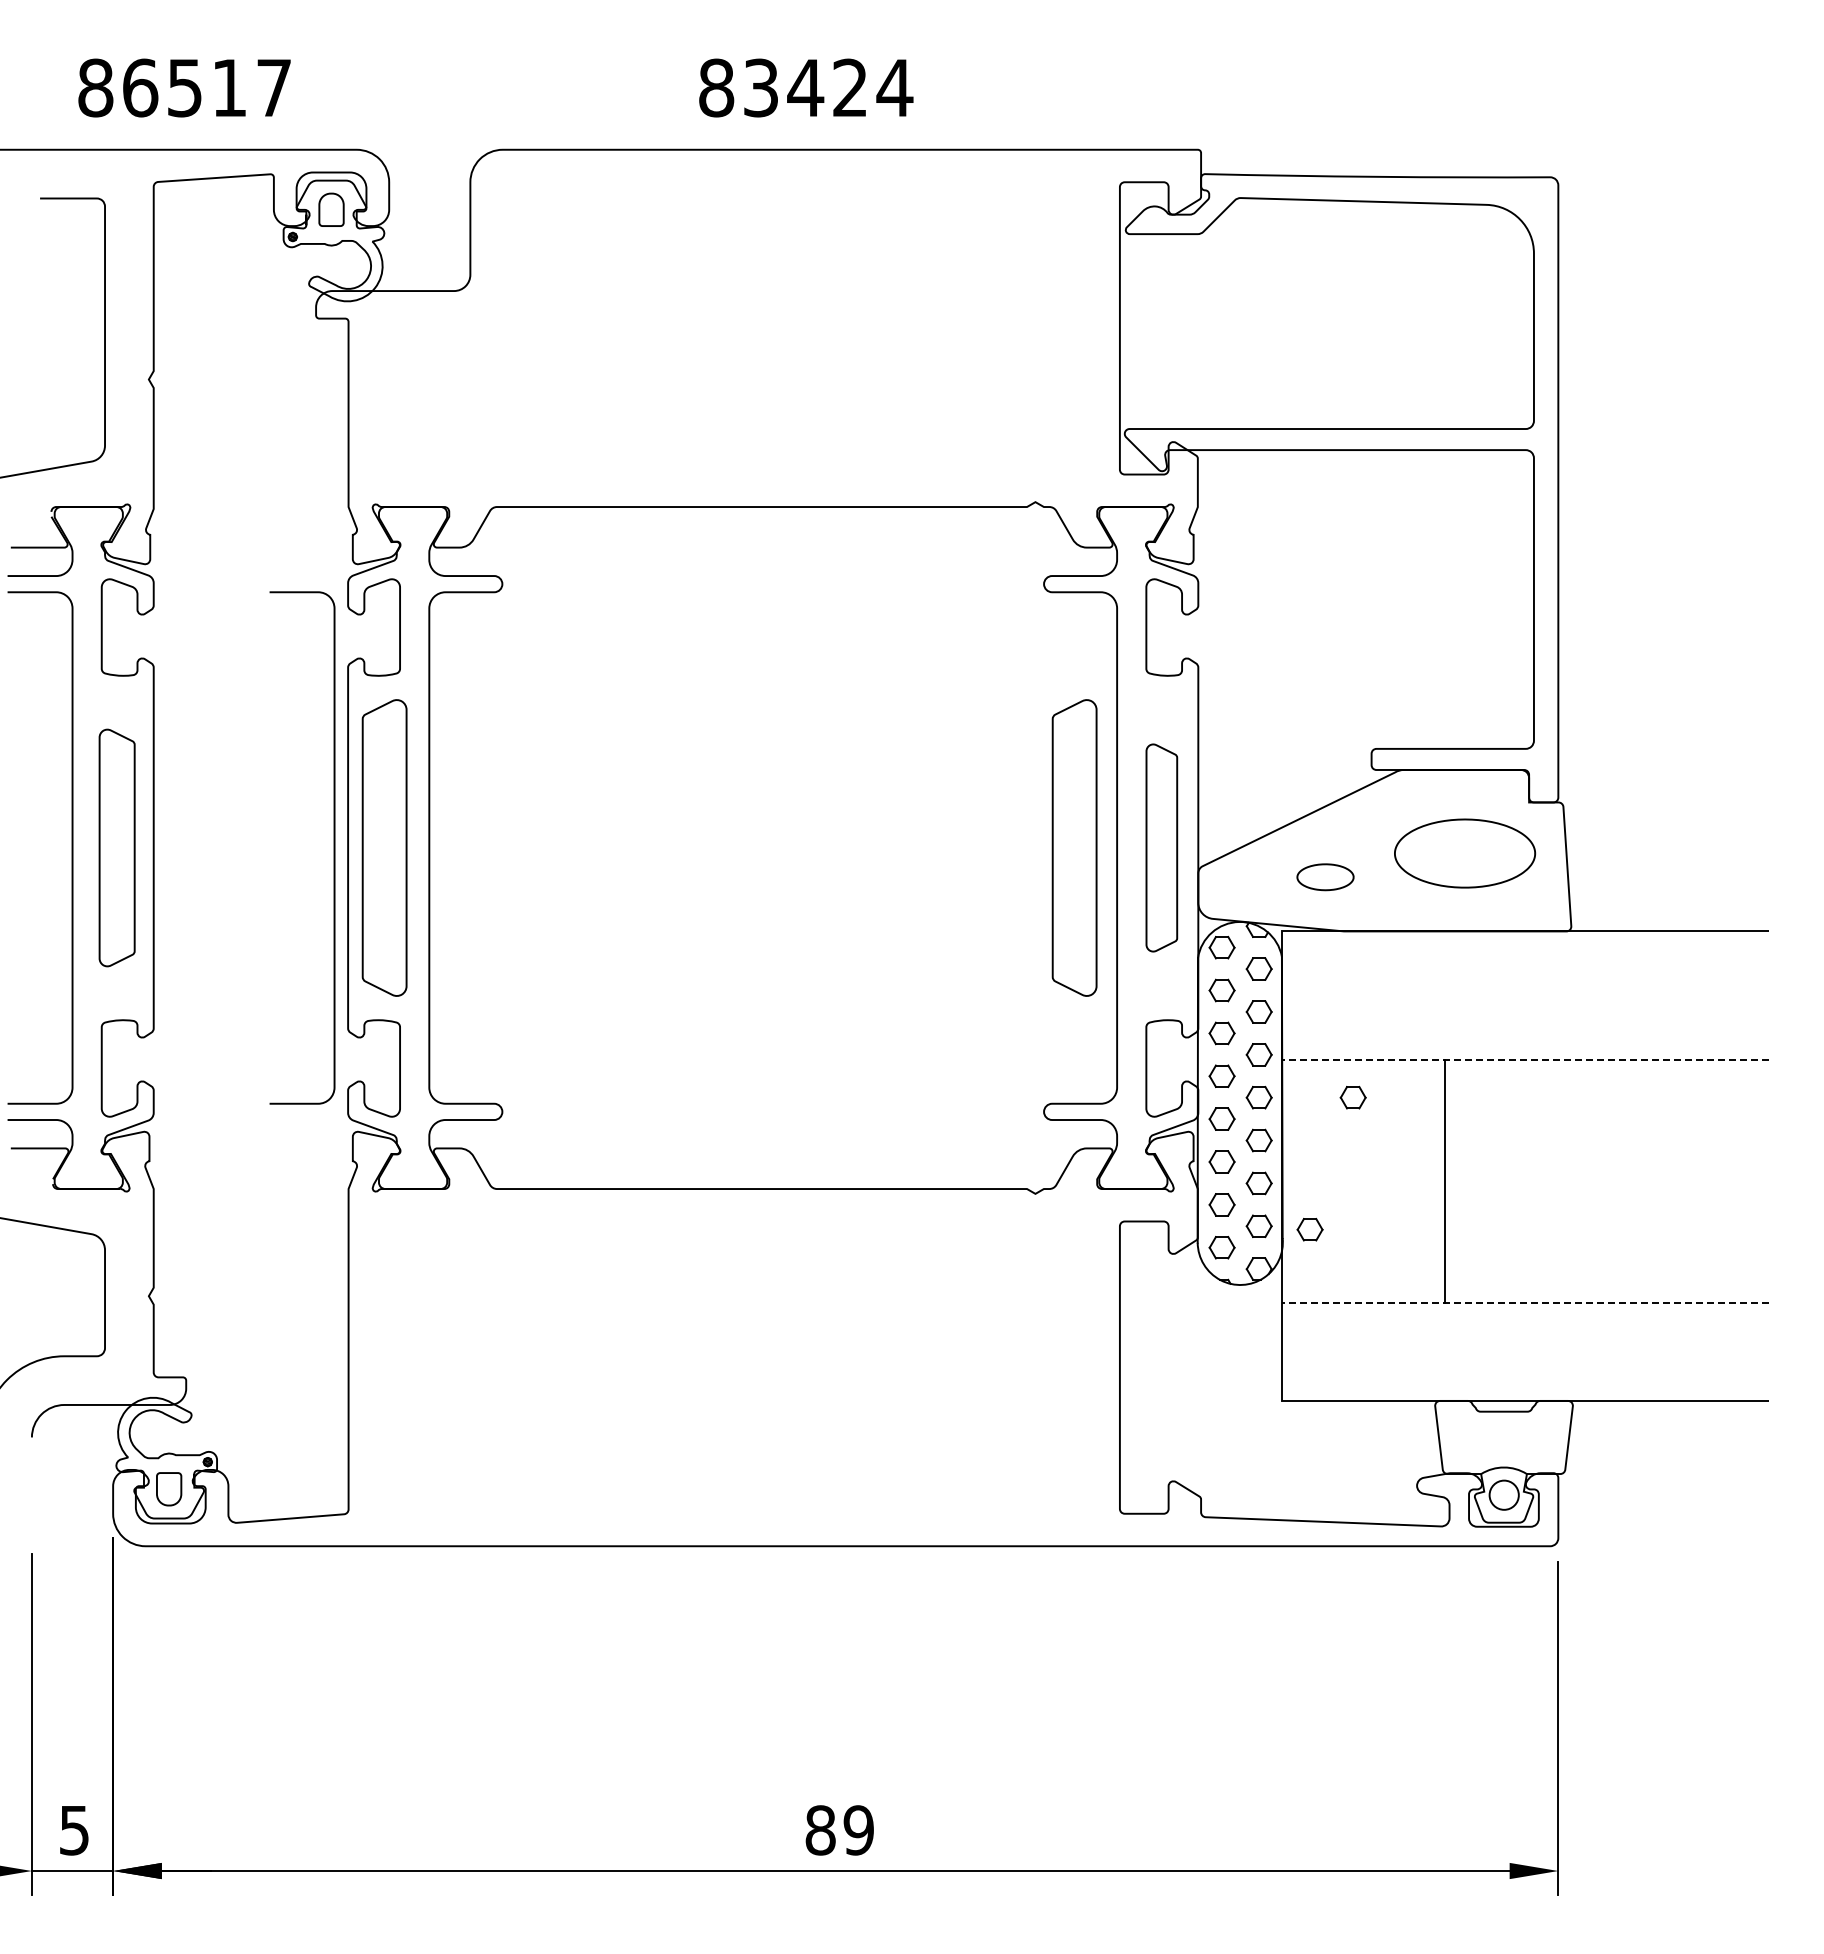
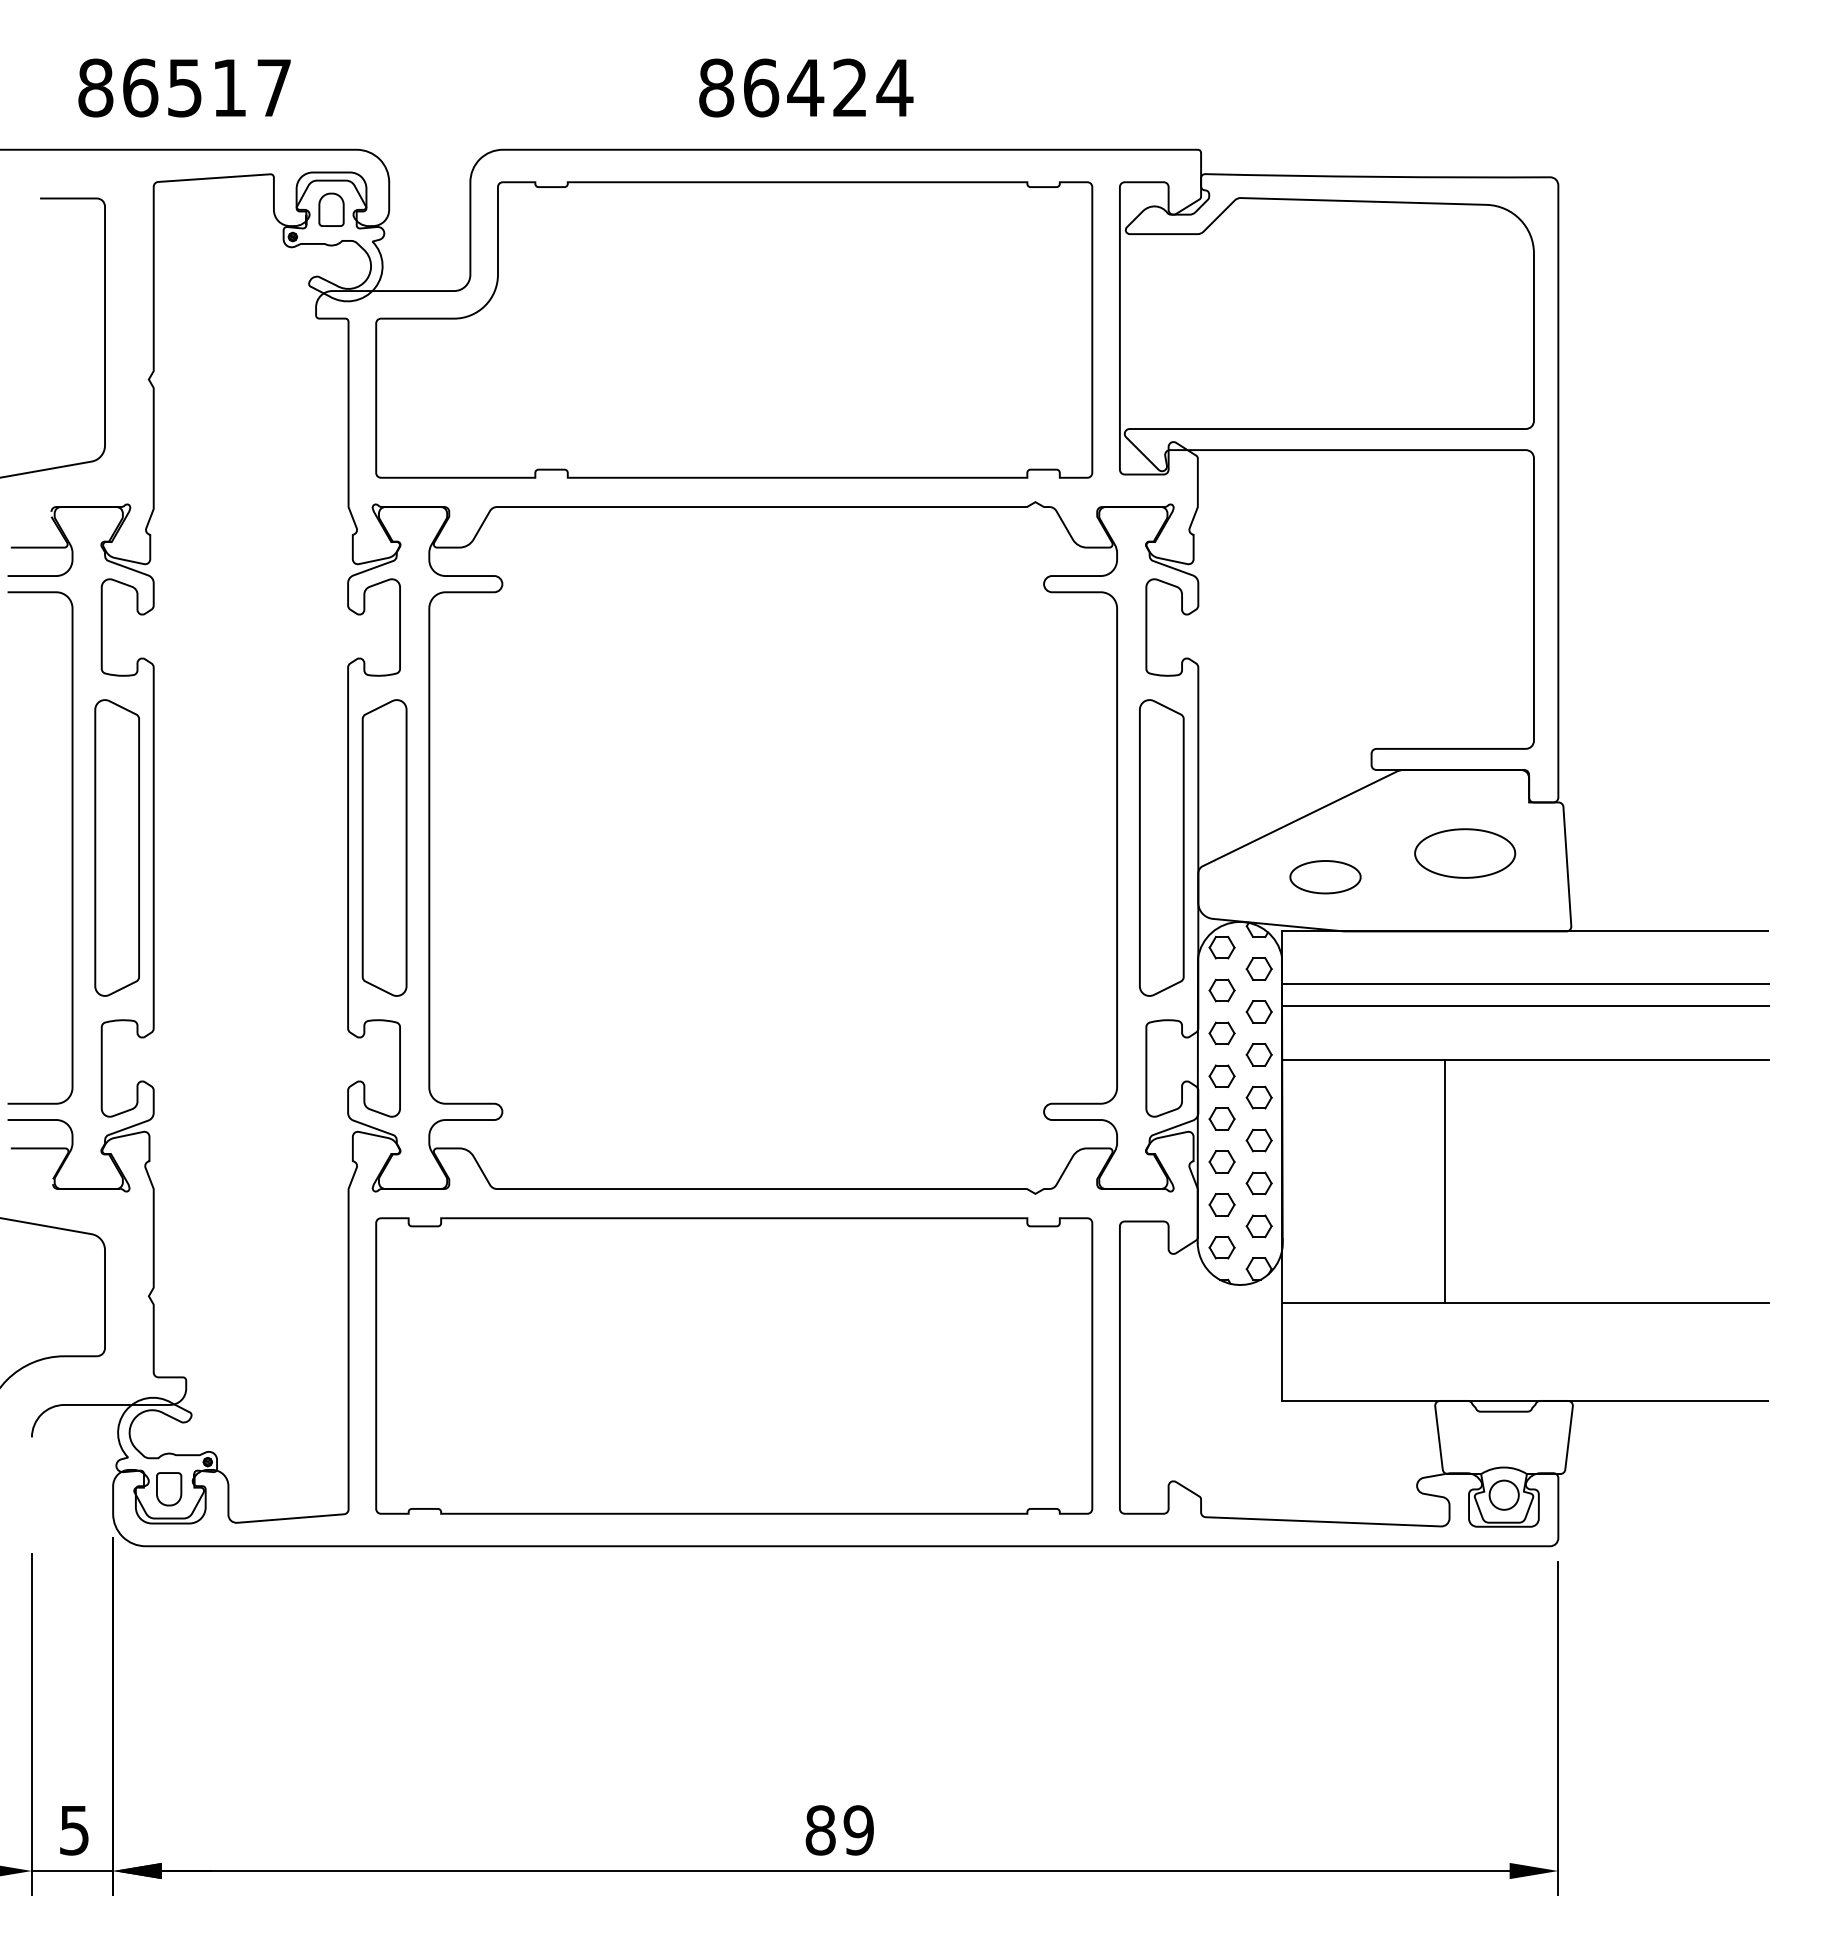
text: 83424 -> 86424 (761, 87)
part: none -> present (734, 329)
part size: 38x240 px -> 46x298 px (116, 847)
curve: present -> none (333, 847)
part: present -> none (1074, 847)
part size: 34x210 px -> 46x298 px (1161, 847)
part size: 143x71 px -> 103x51 px (1465, 853)
part size: 59x29 px -> 73x35 px (1325, 877)
line: none -> present (1525, 983)
line: none -> present (1525, 1006)
line: dashed -> solid (1525, 1059)
part: present -> none (1352, 1097)
part: present -> none (1309, 1229)
line: dashed -> solid (1525, 1303)
part: none -> present (734, 1365)
